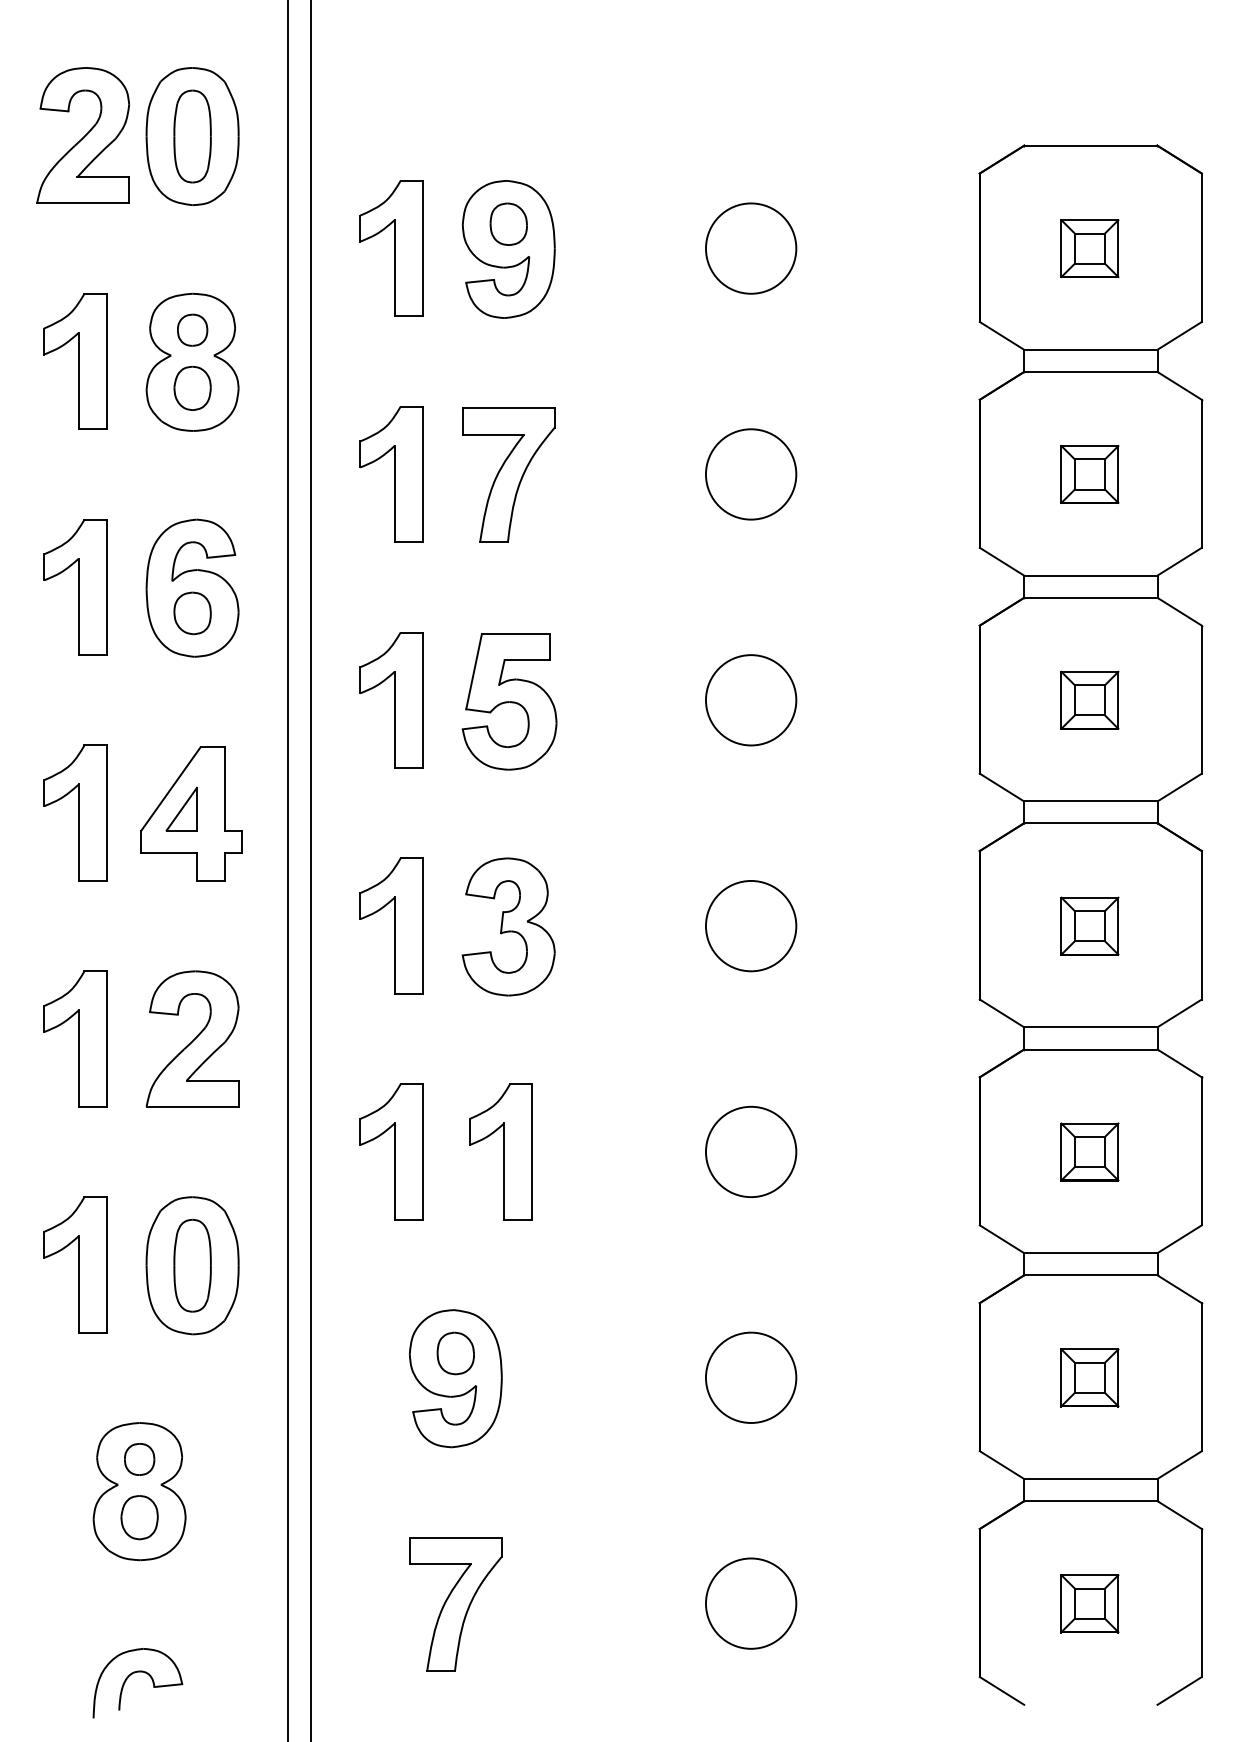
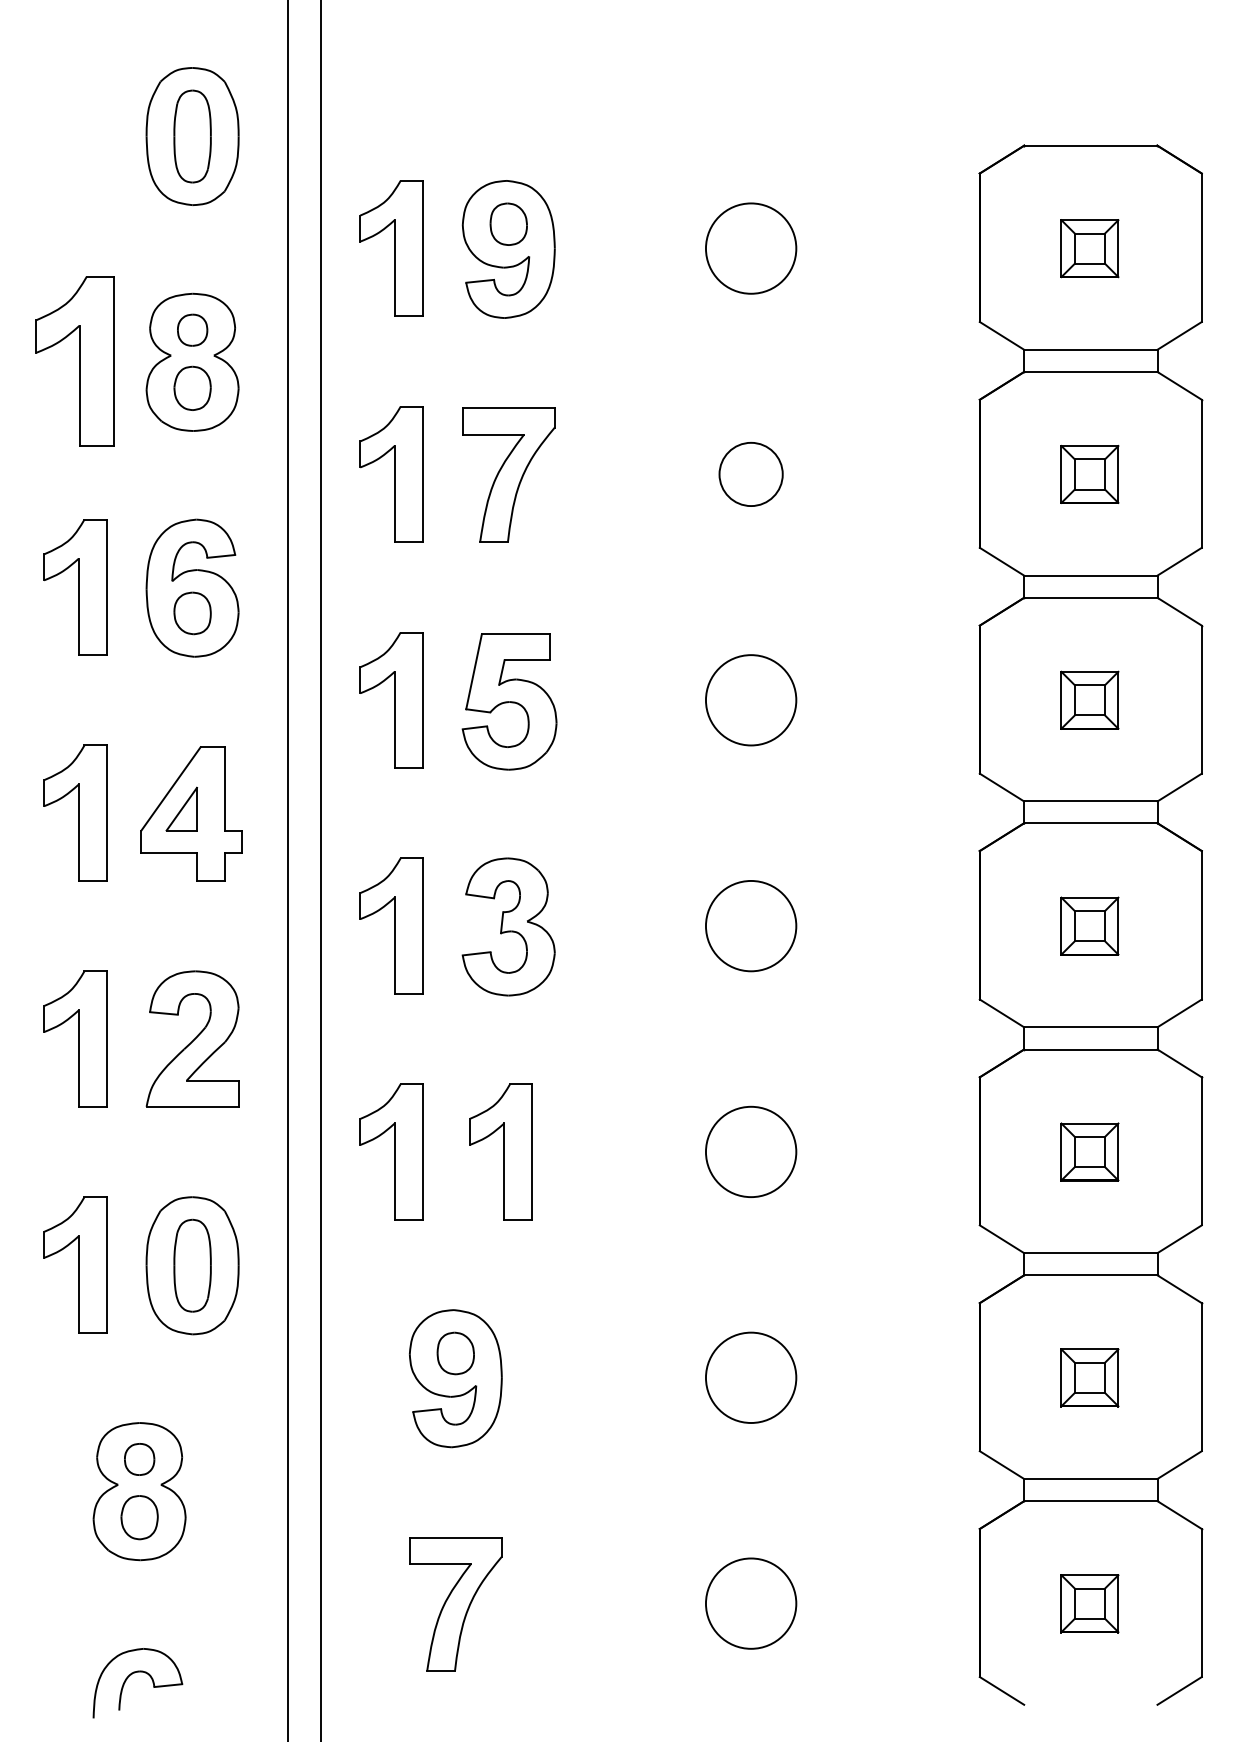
part: present -> none (83, 135)
part size: 65x137 px -> 80x171 px (74, 361)
circle diameter: 90 px -> 63 px (750, 474)
line position: (310, 870) -> (320, 870) (320, 870)
